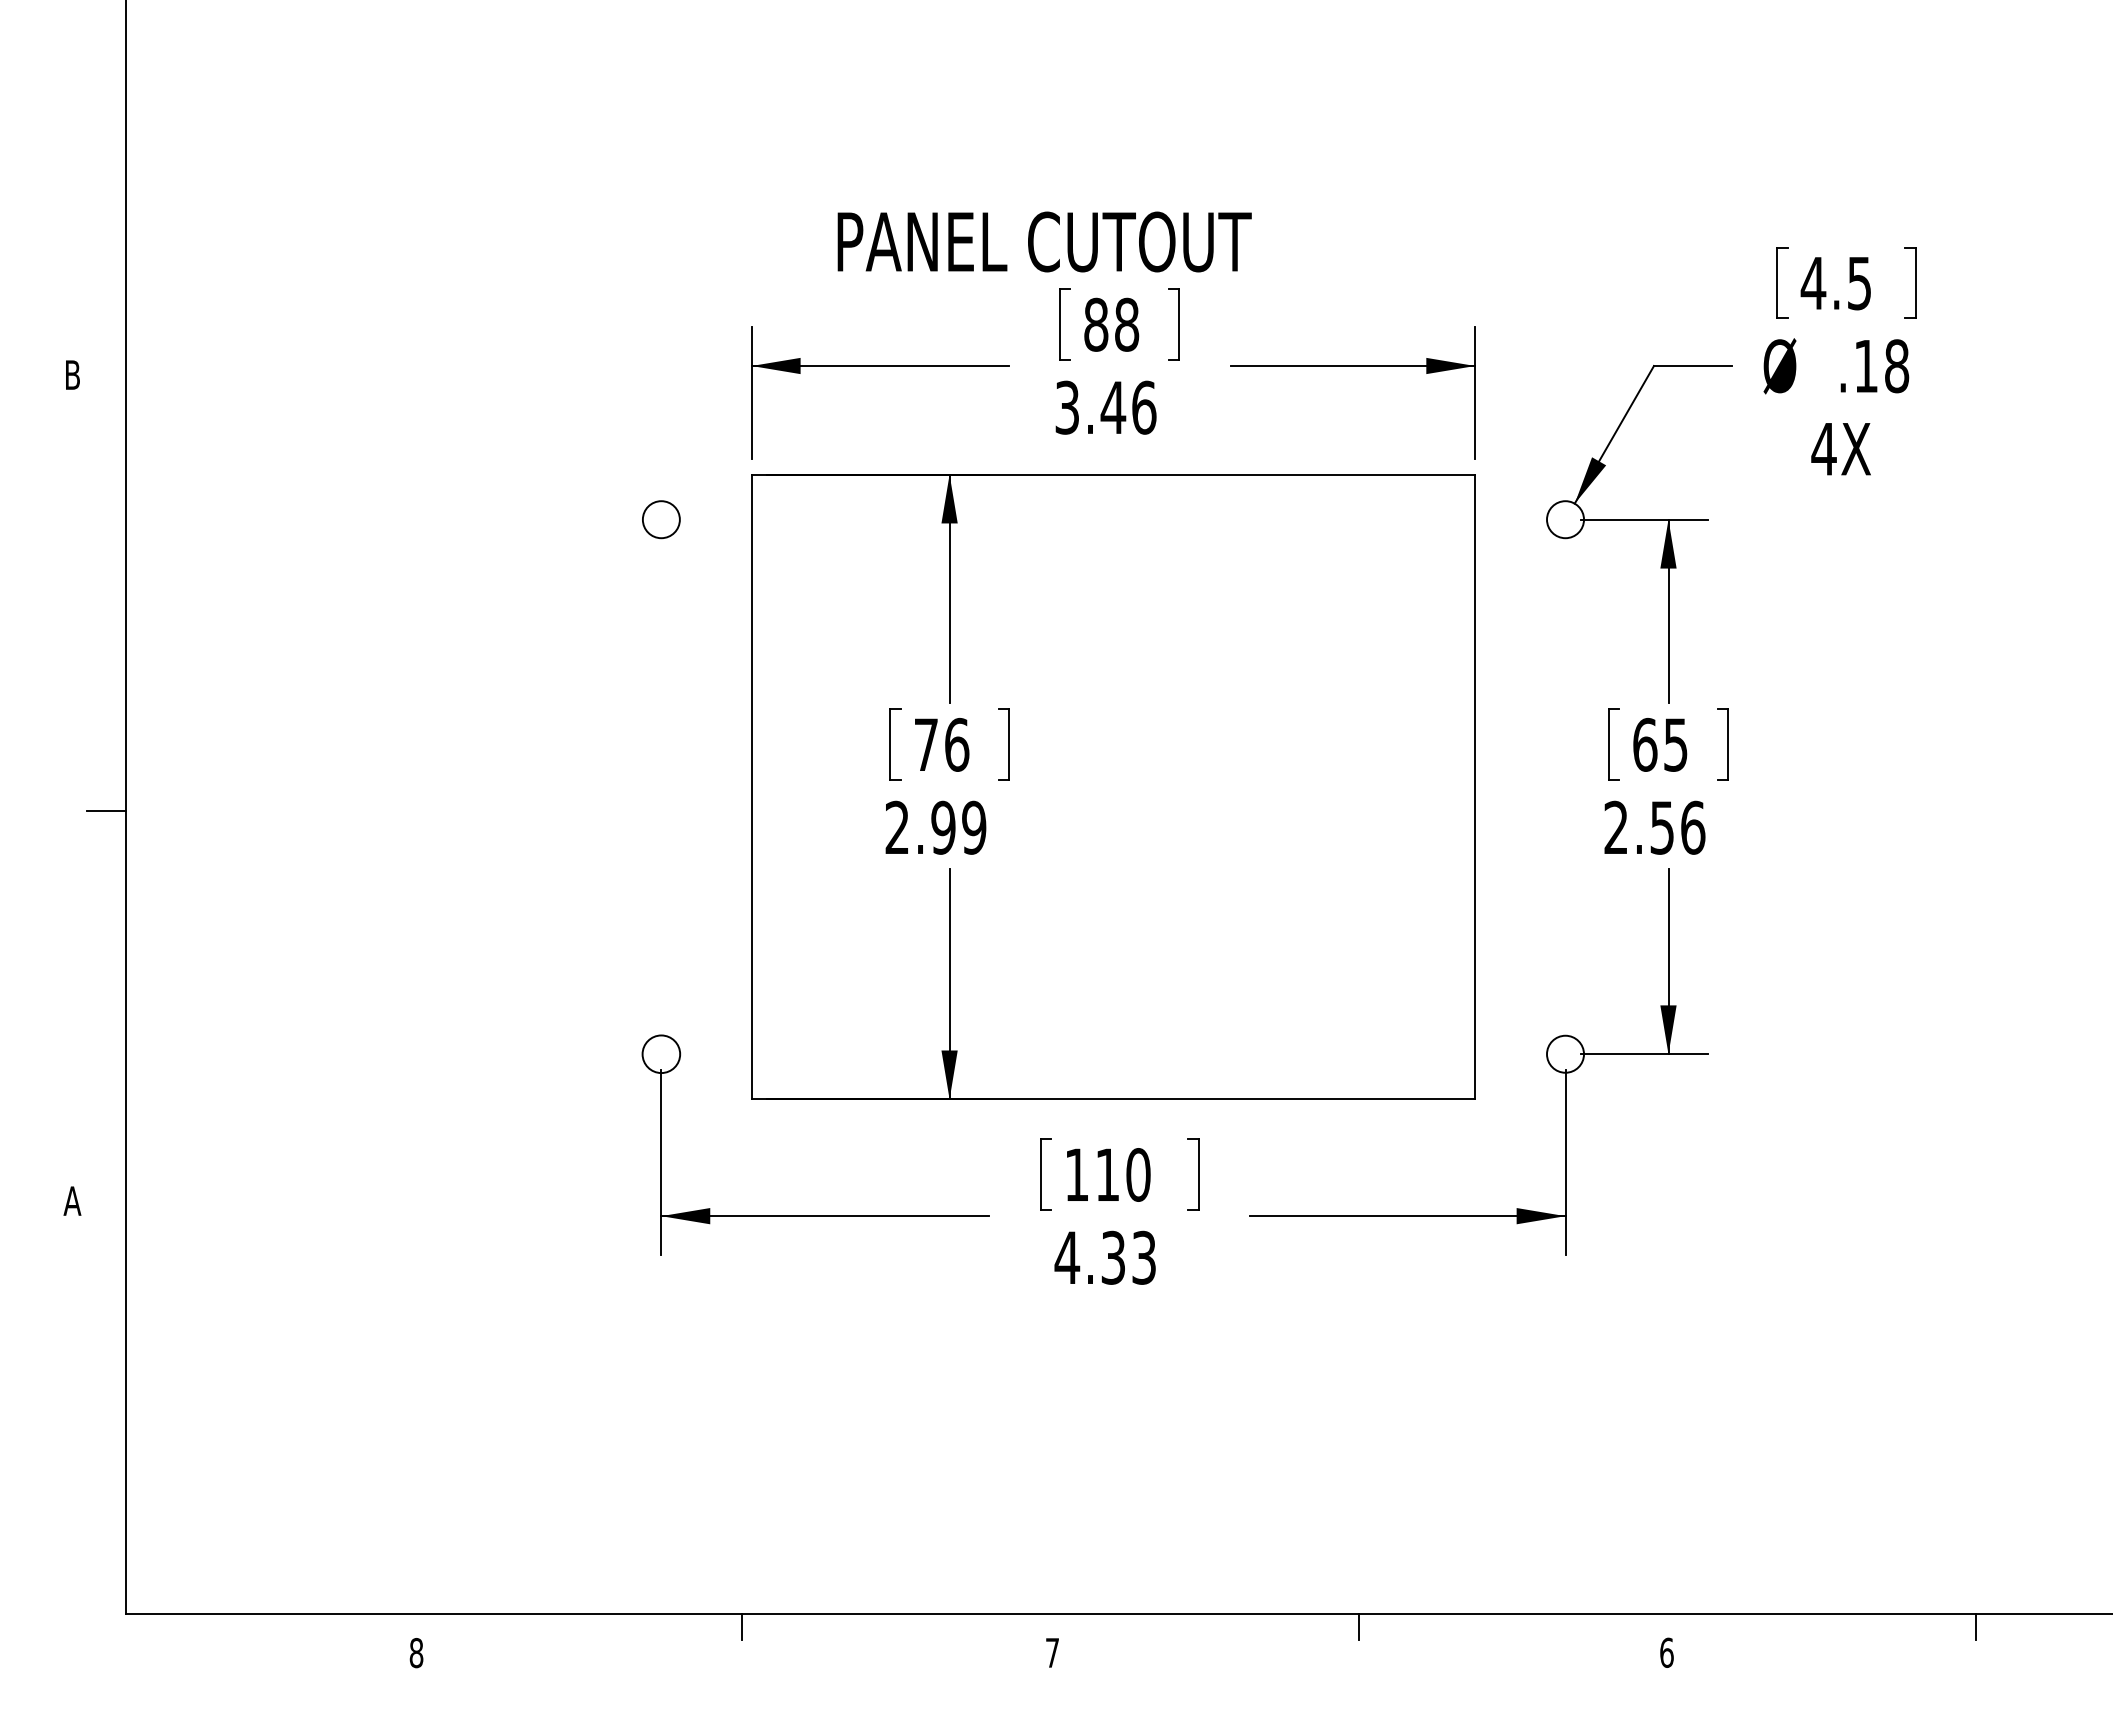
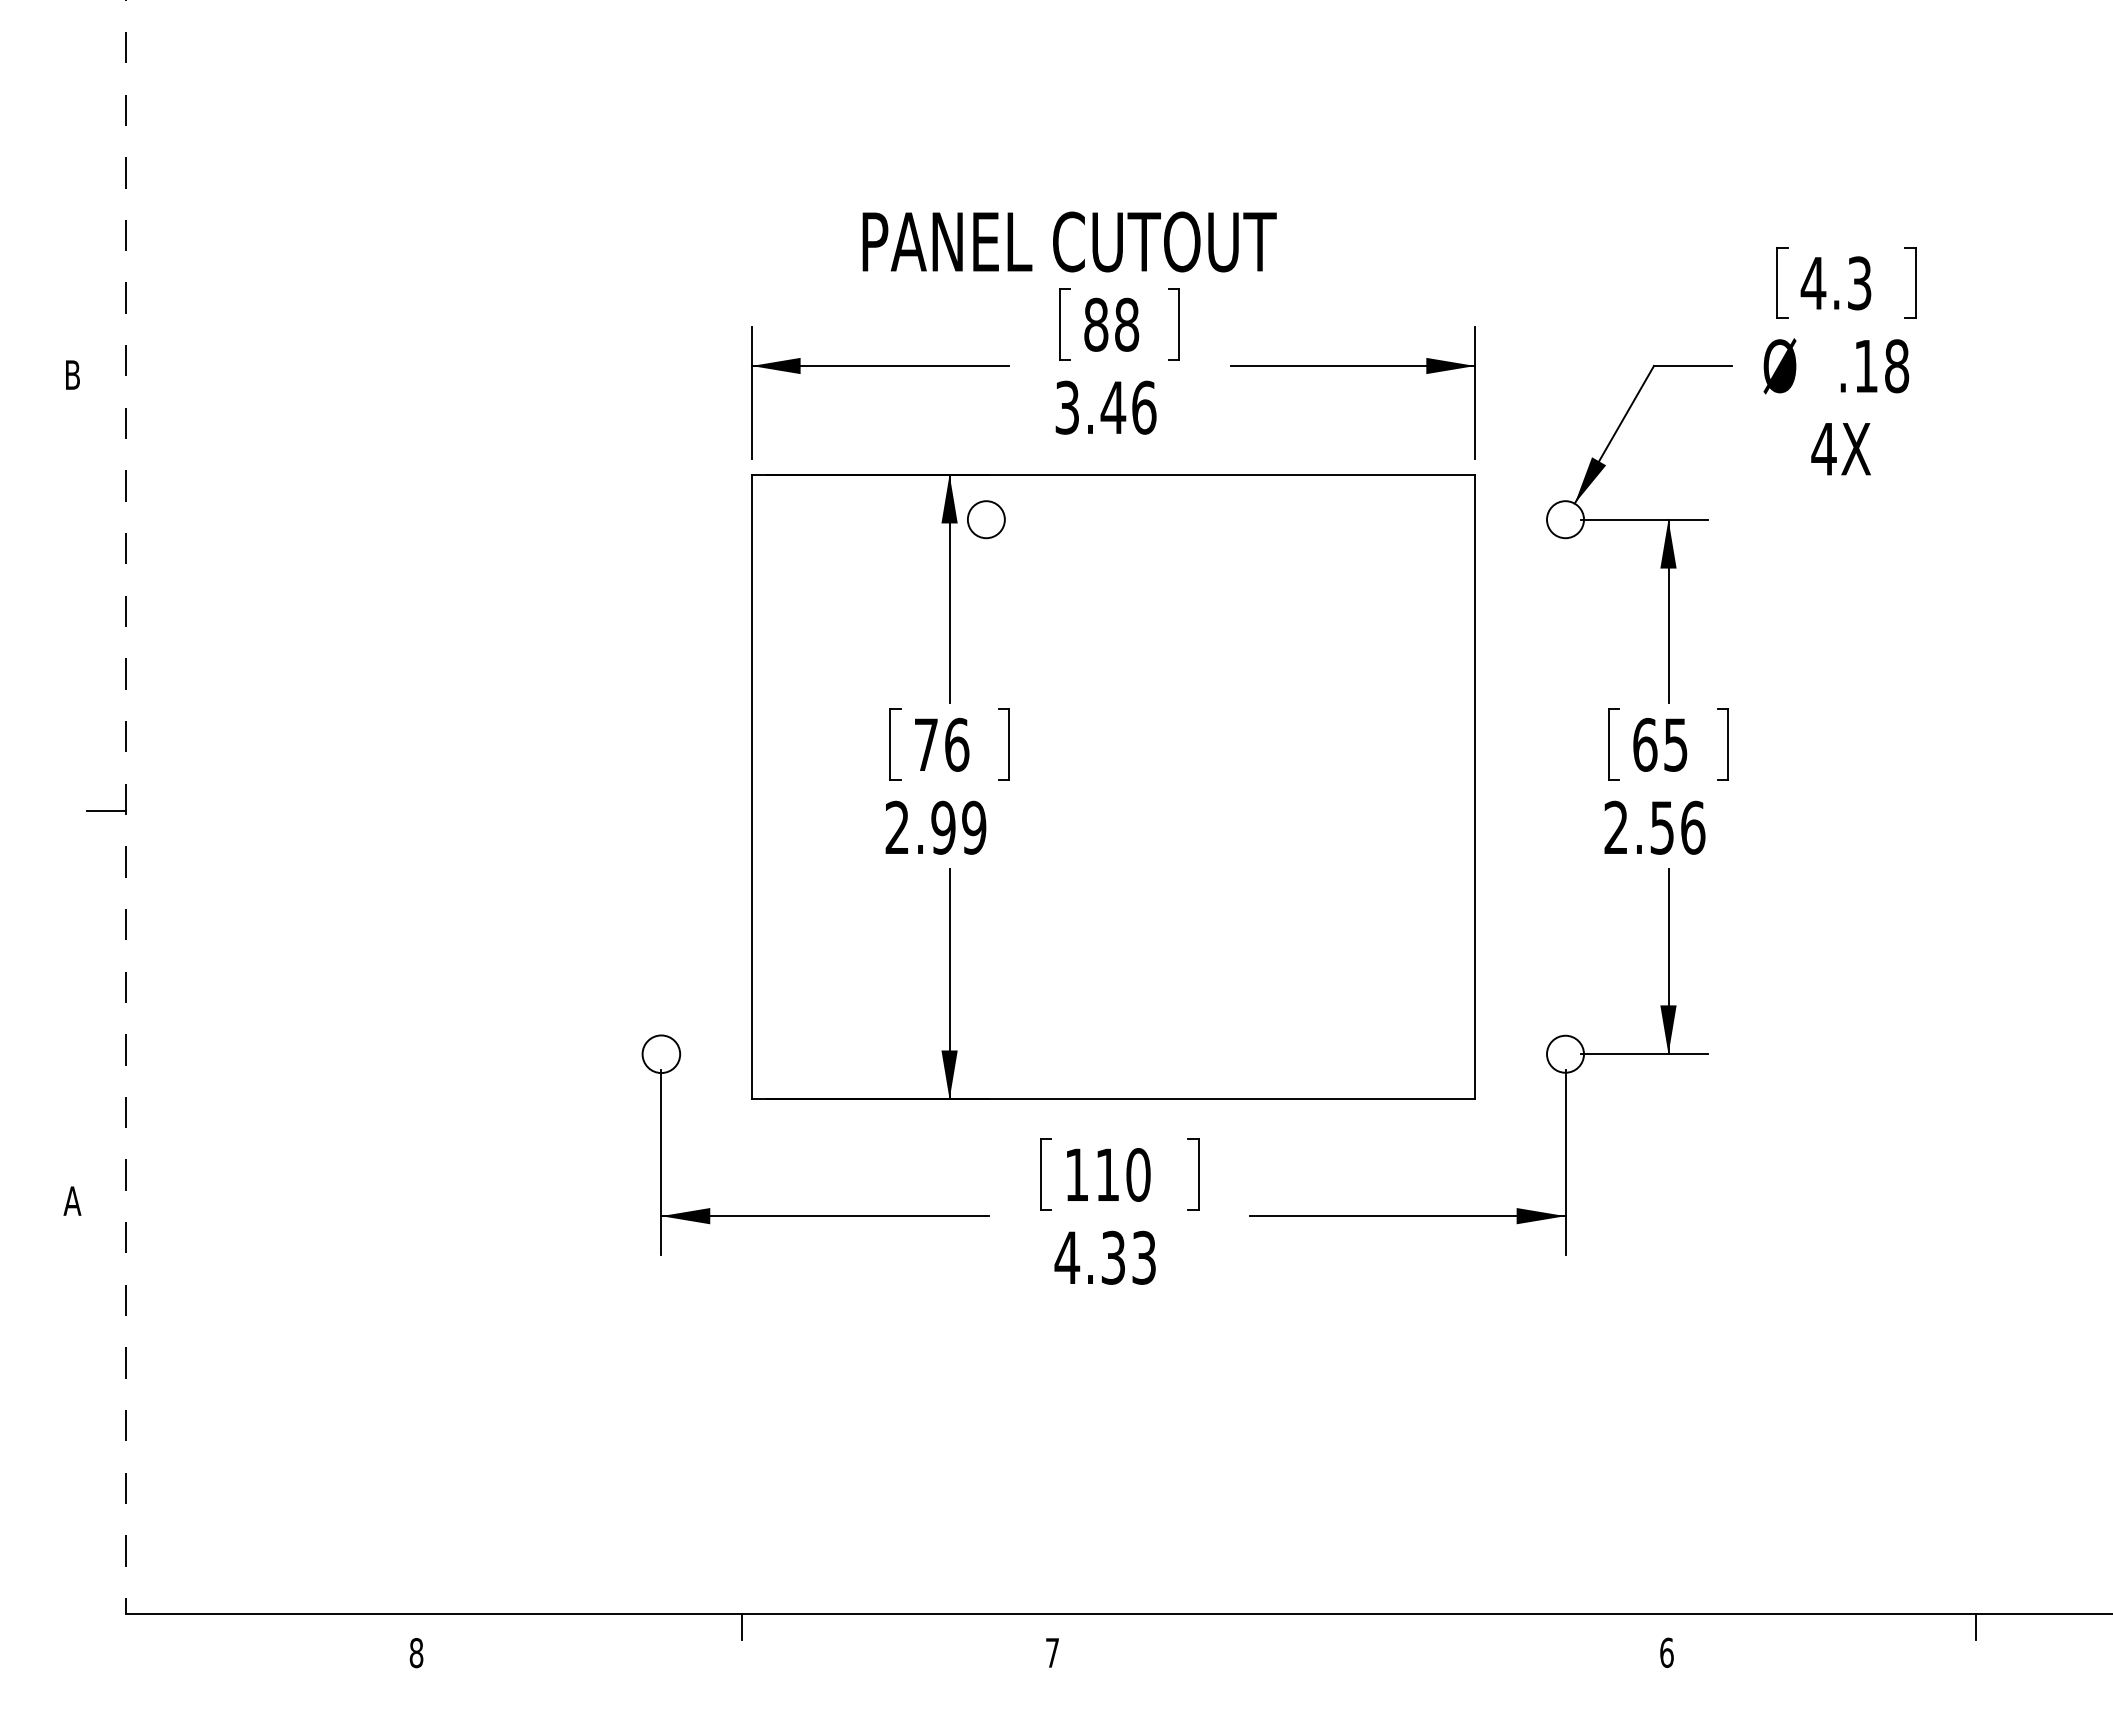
text position: (1044, 241) -> (1069, 241) (1069, 241)
text: 4.5 -> 4.3 (1859, 282)
circle position: (661, 519) -> (986, 519) (986, 519)
line: solid -> dashed (125, 807)
line: present -> none (1359, 1626)
